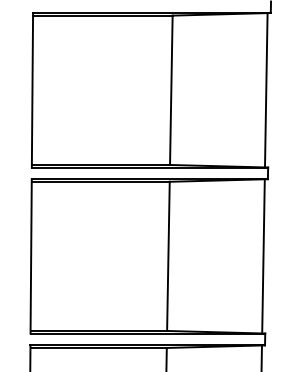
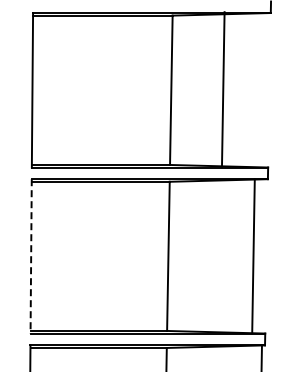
line position: (265, 90) -> (222, 89) (222, 89)
line: solid -> dashed (31, 256)
line position: (263, 256) -> (253, 256) (253, 256)
